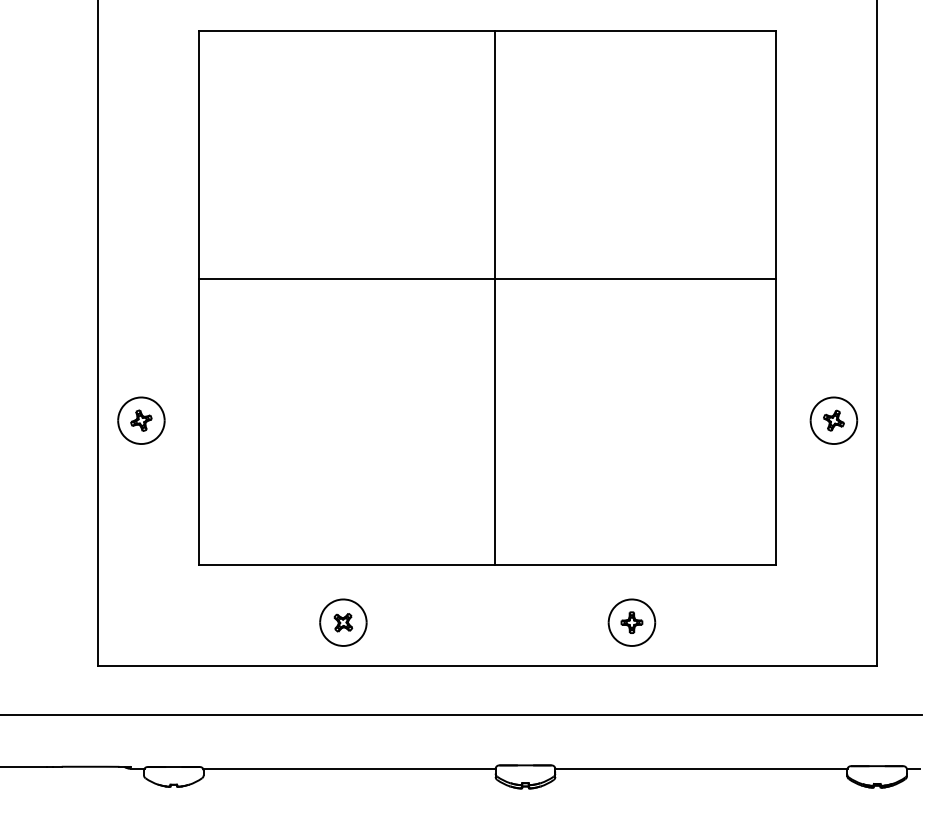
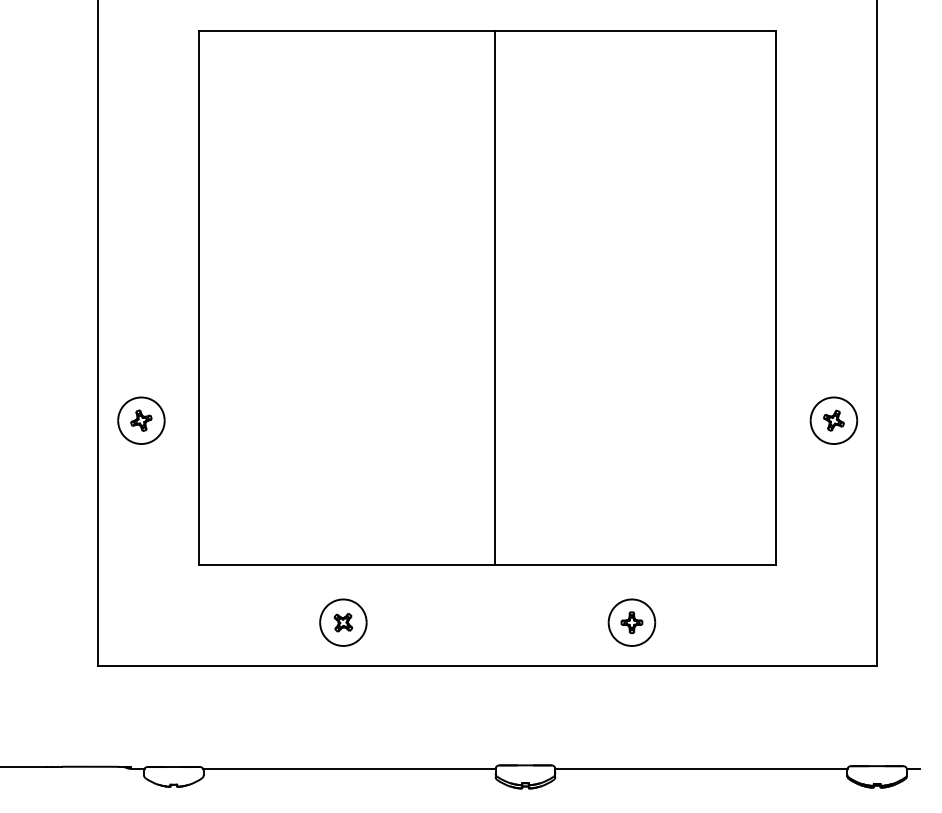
line: present -> none (487, 279)
line: present -> none (462, 714)
